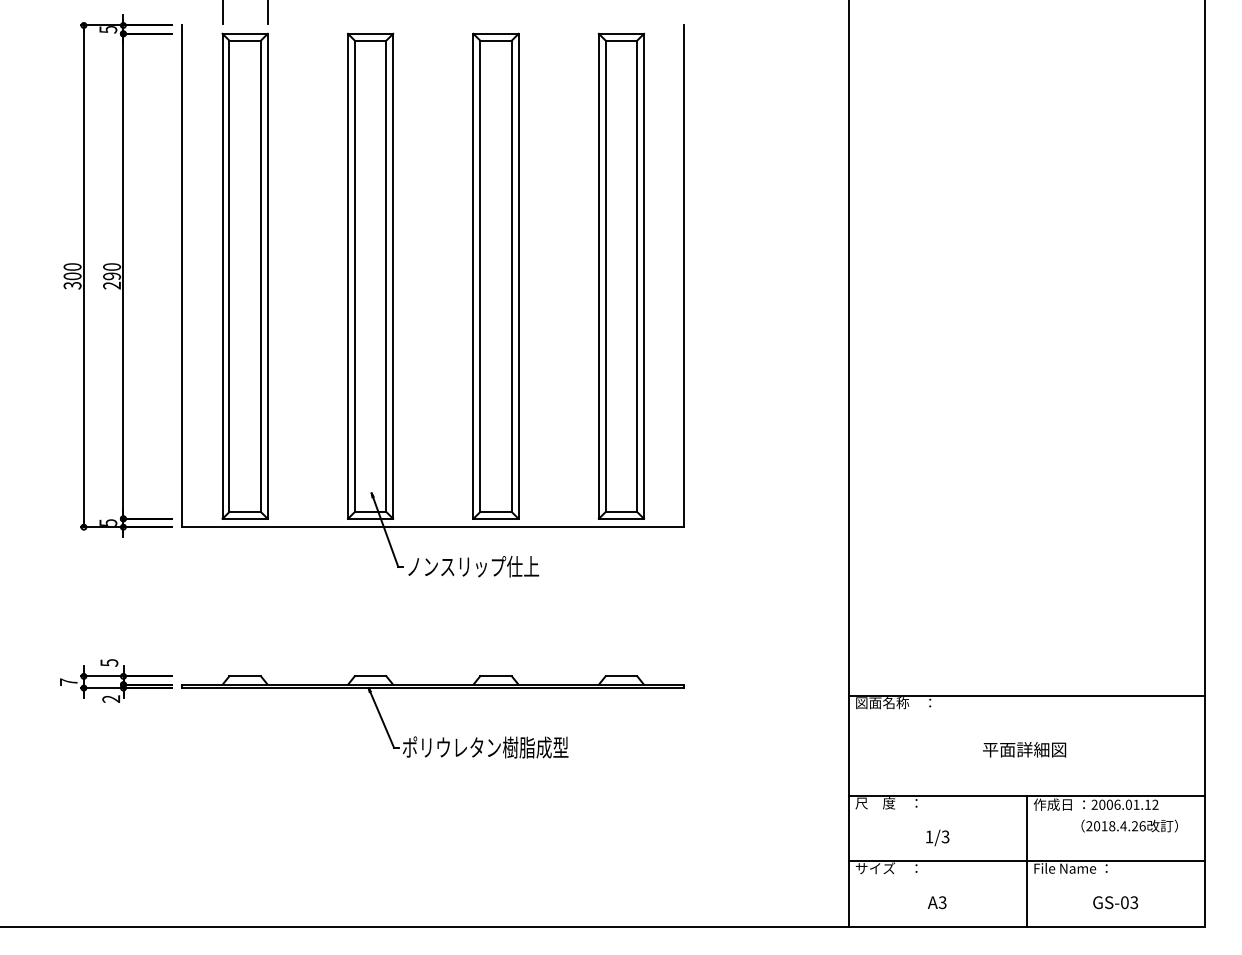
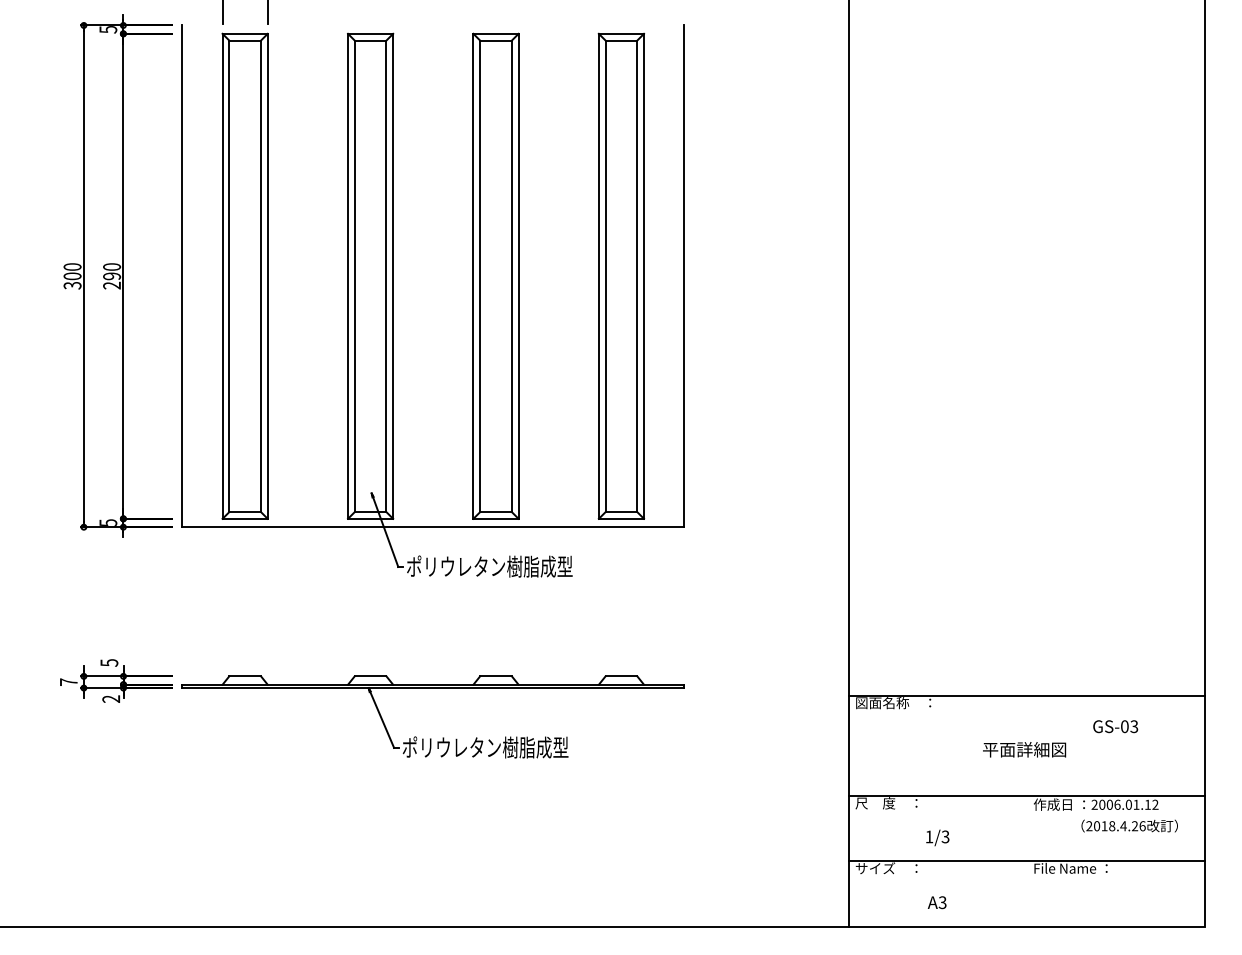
text: ノンスリップ仕上 -> ポリウレタン樹脂成型 (489, 566)
line: present -> none (1026, 861)
text position: (1115, 902) -> (1115, 726) (1115, 726)
